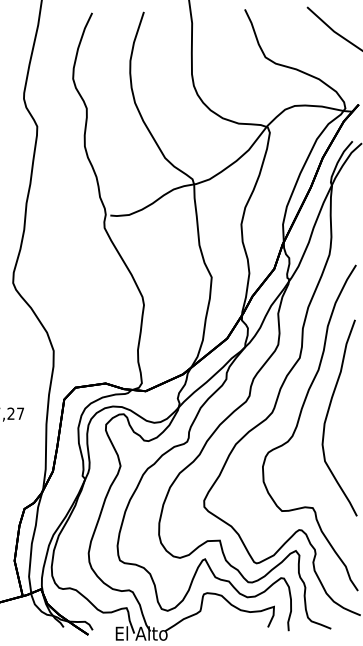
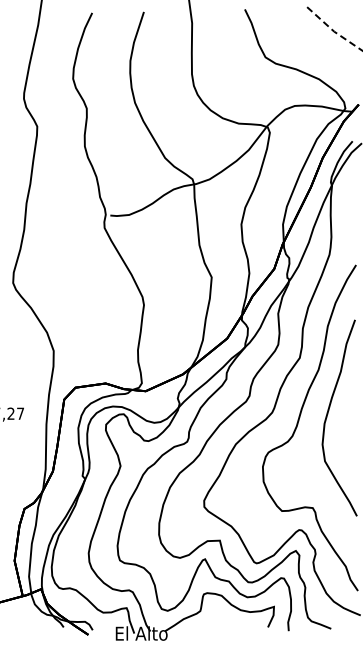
line: solid -> dashed (334, 31)
